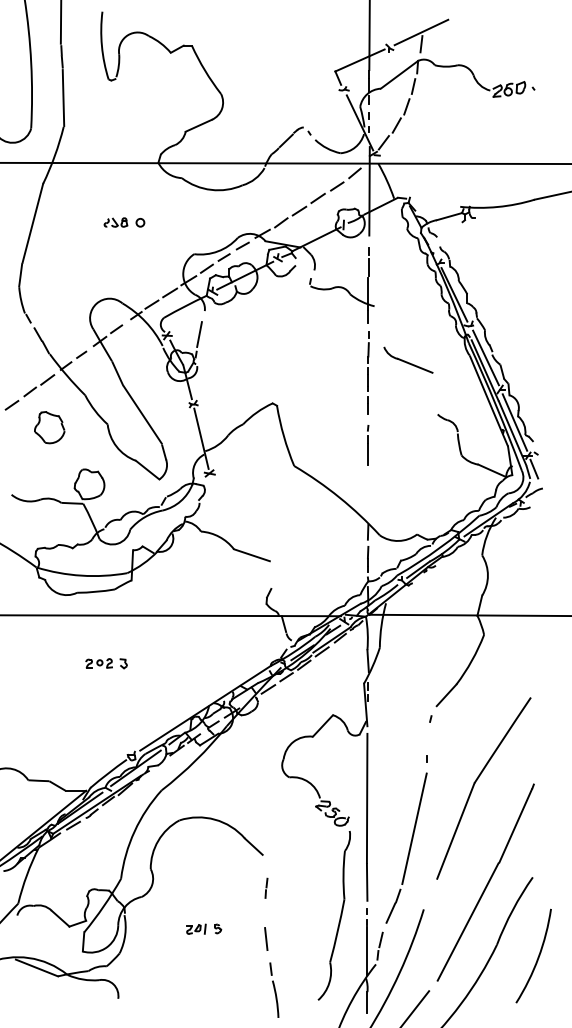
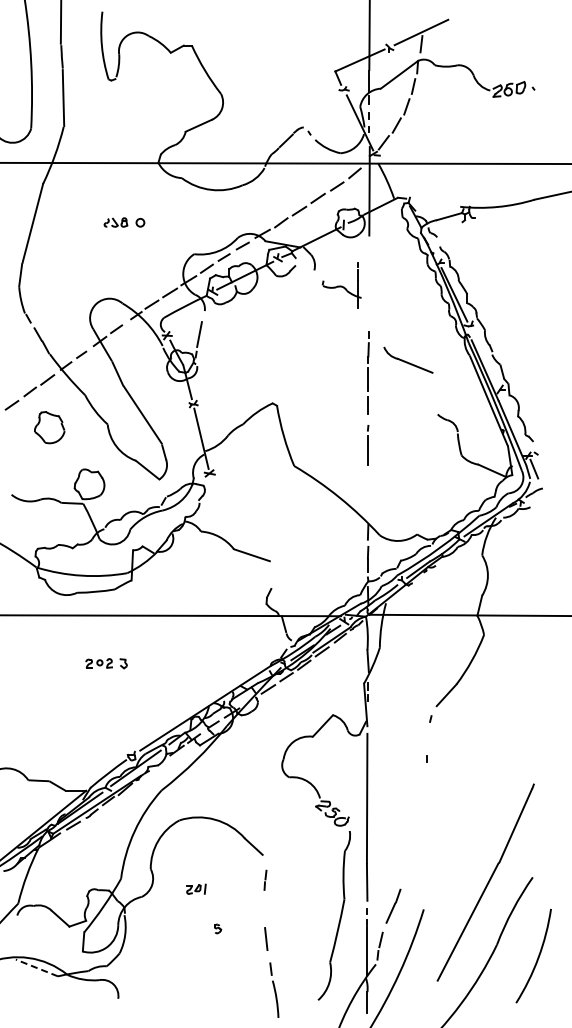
part size: 66x77 px -> 41x47 px (341, 285)
line: present -> none (485, 357)
line: present -> none (514, 422)
part: present -> none (476, 782)
line: present -> none (414, 828)
line position: (266, 887) -> (265, 879) (265, 879)
part position: (196, 928) -> (196, 888) (196, 888)
line: solid -> dashed (36, 967)
line: present -> none (416, 1007)
